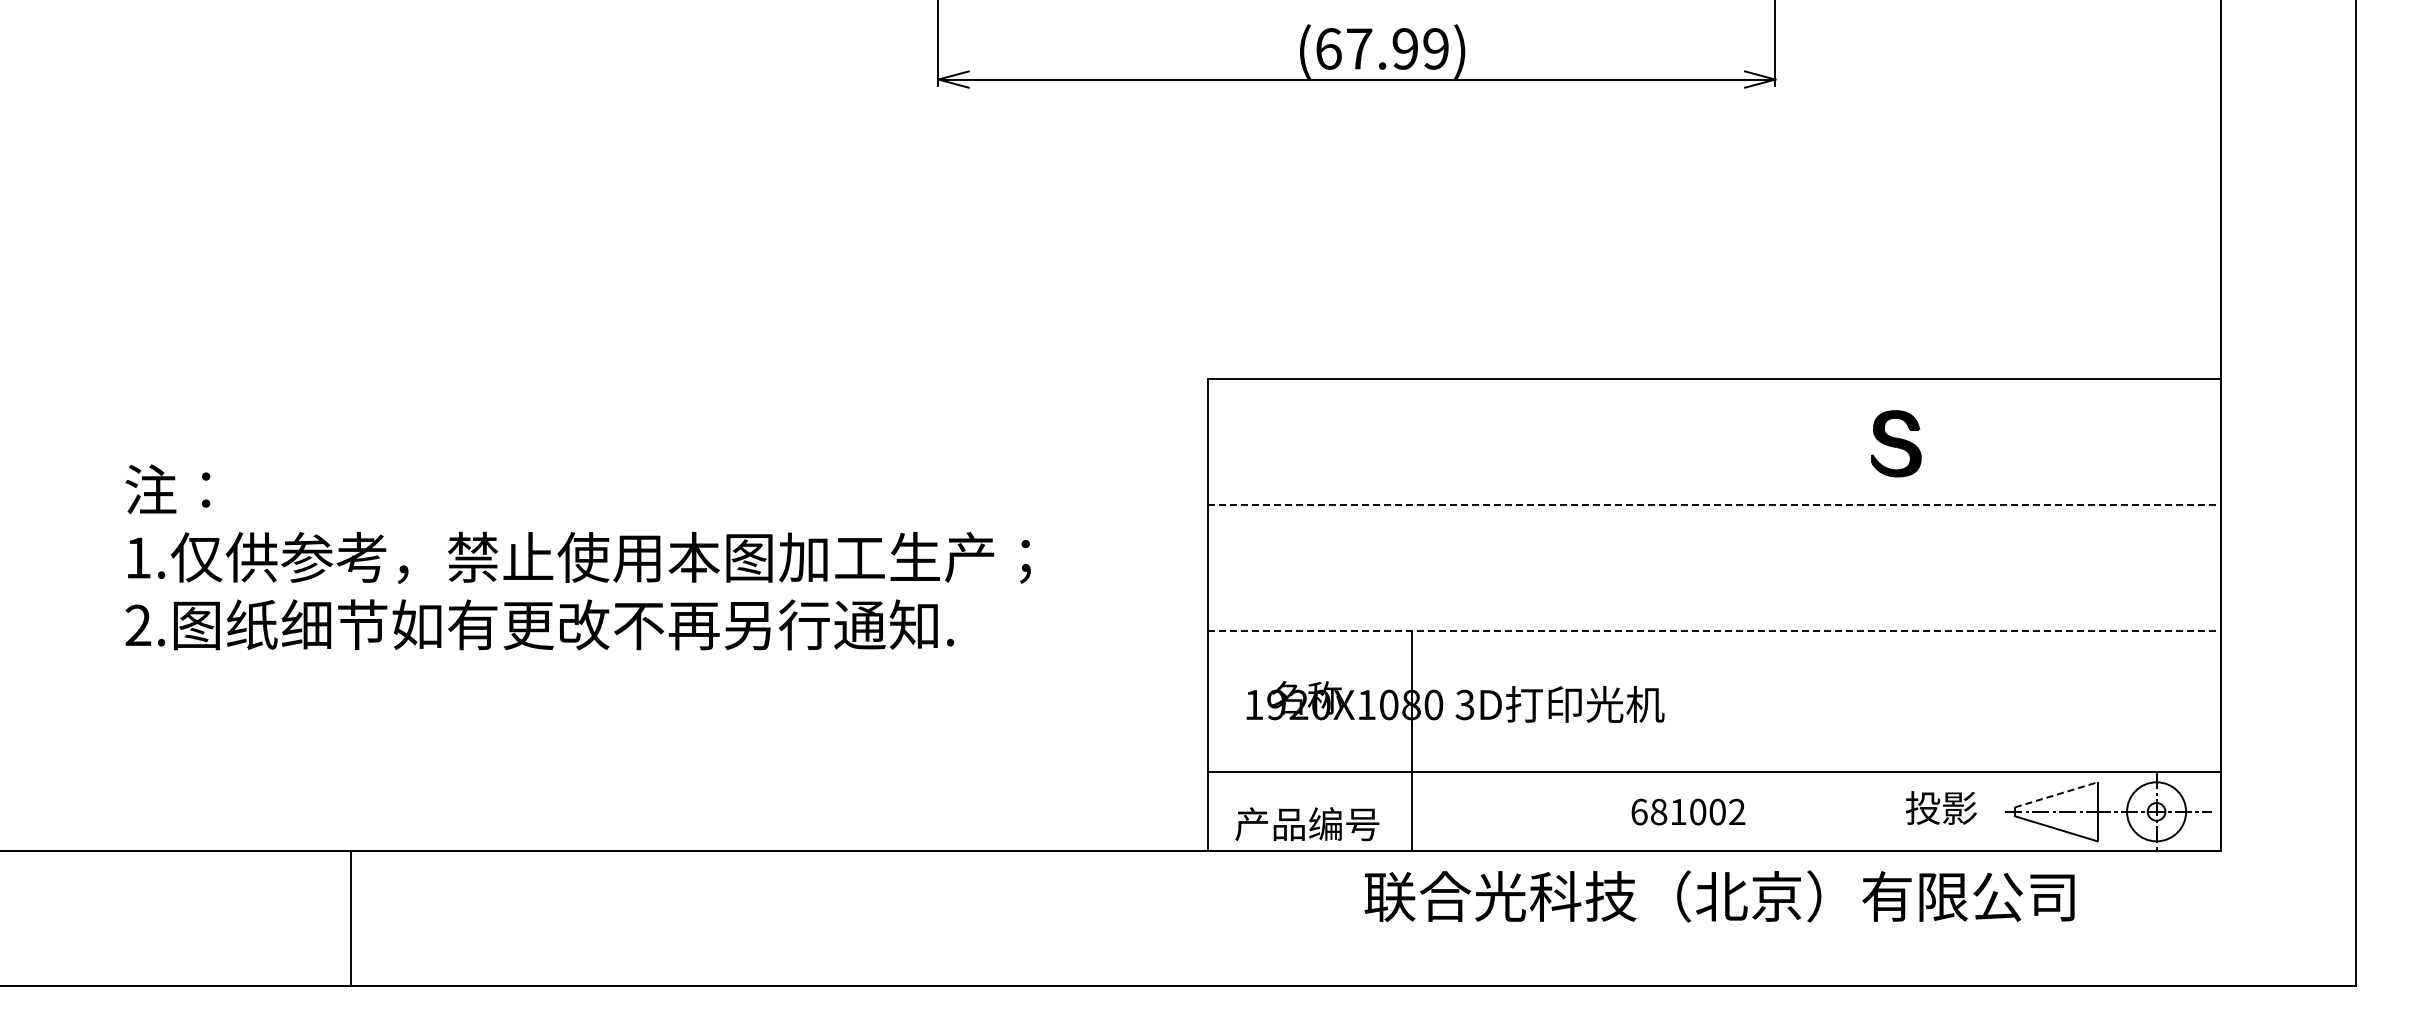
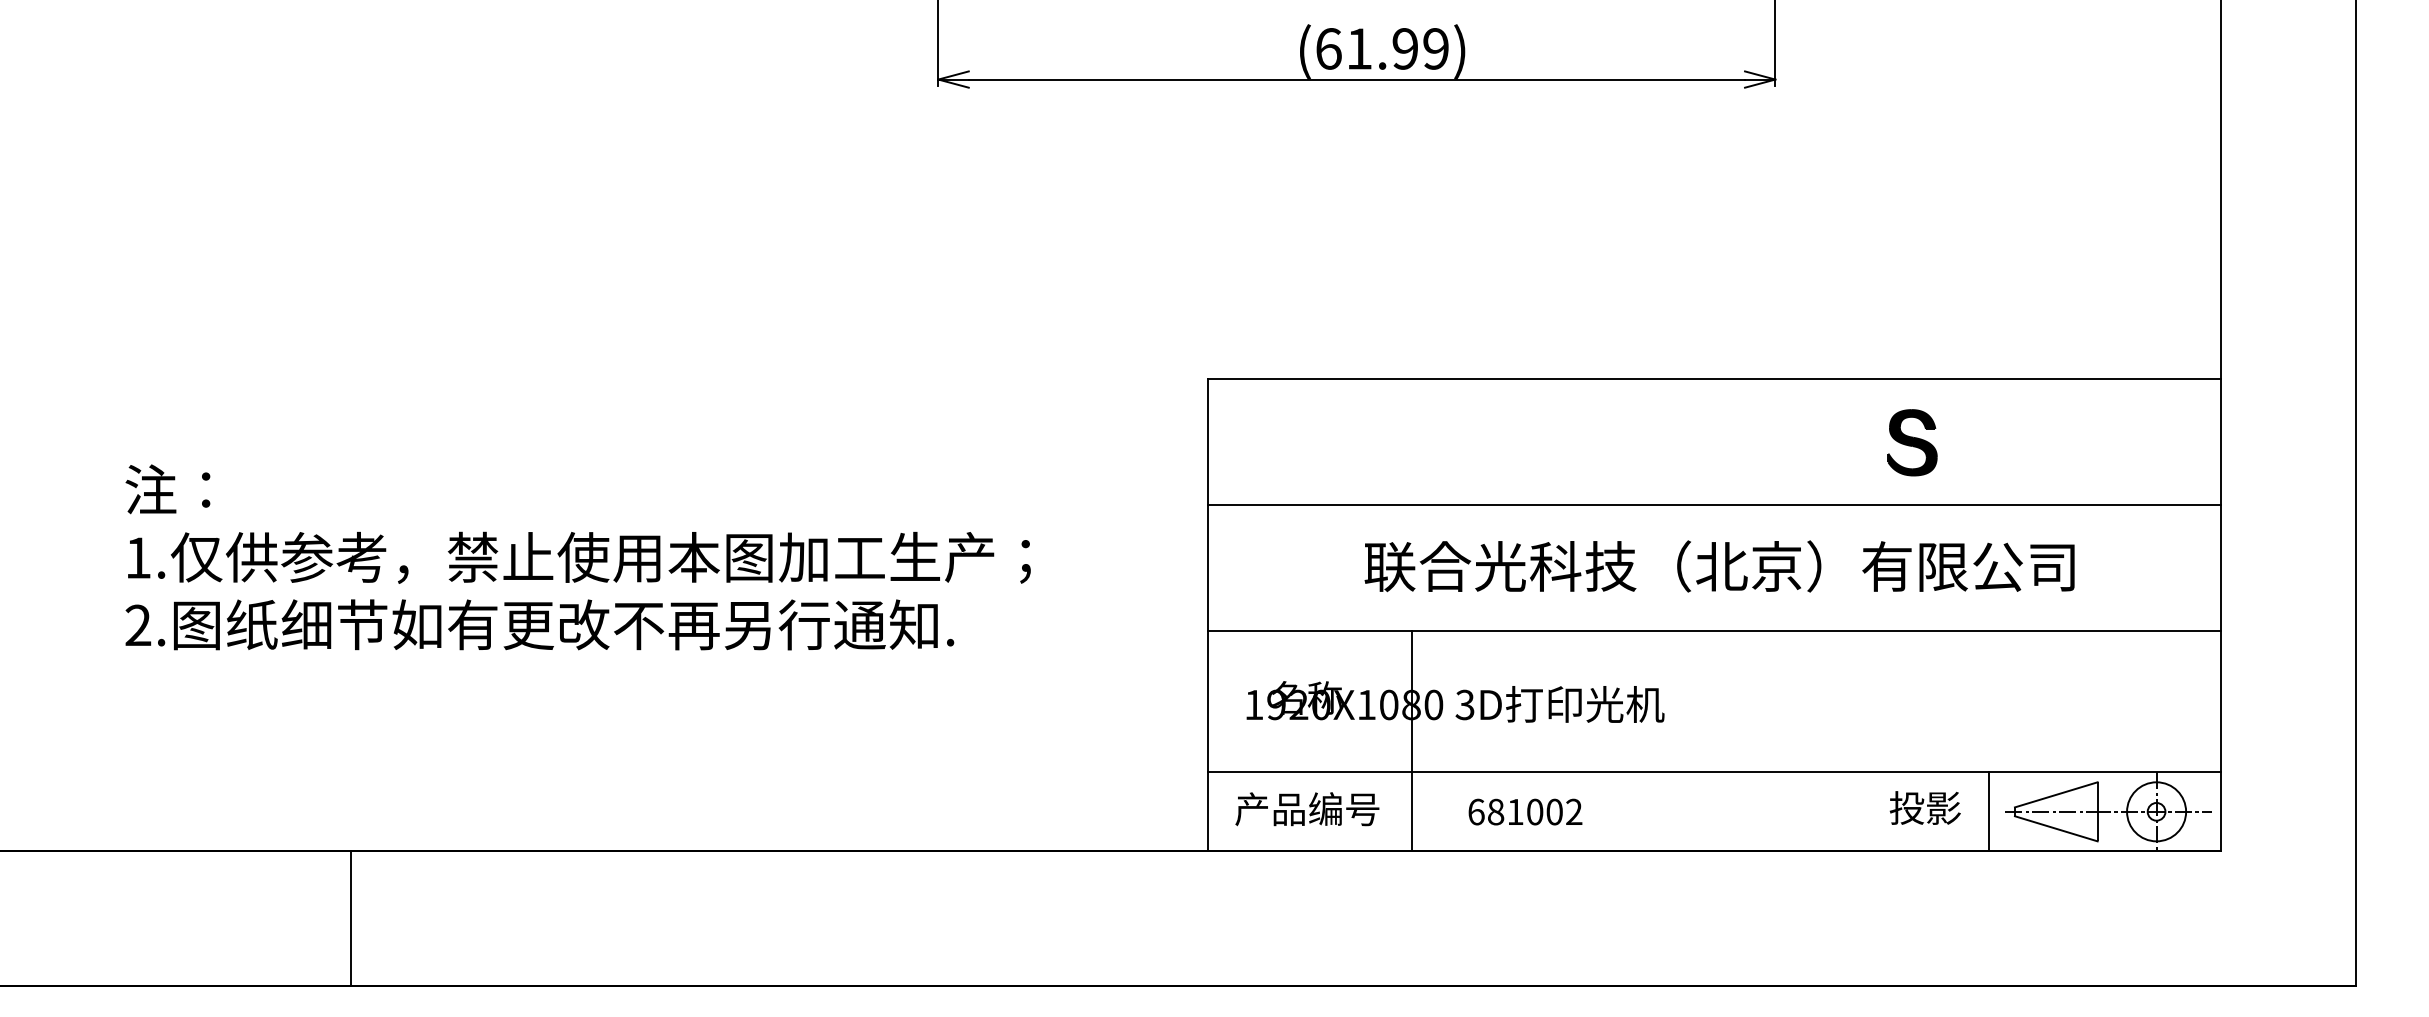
text: (67.99) -> (61.99) (1359, 48)
part position: (1896, 443) -> (1912, 442) (1912, 442)
line: dashed -> solid (1715, 504)
line: dashed -> solid (1715, 630)
line: dashed -> solid (2056, 794)
text position: (1940, 807) -> (1924, 807) (1924, 807)
text position: (1688, 811) -> (1525, 811) (1525, 811)
line: none -> present (1989, 811)
text position: (1307, 824) -> (1307, 809) (1307, 809)
text position: (1719, 896) -> (1719, 566) (1719, 566)
